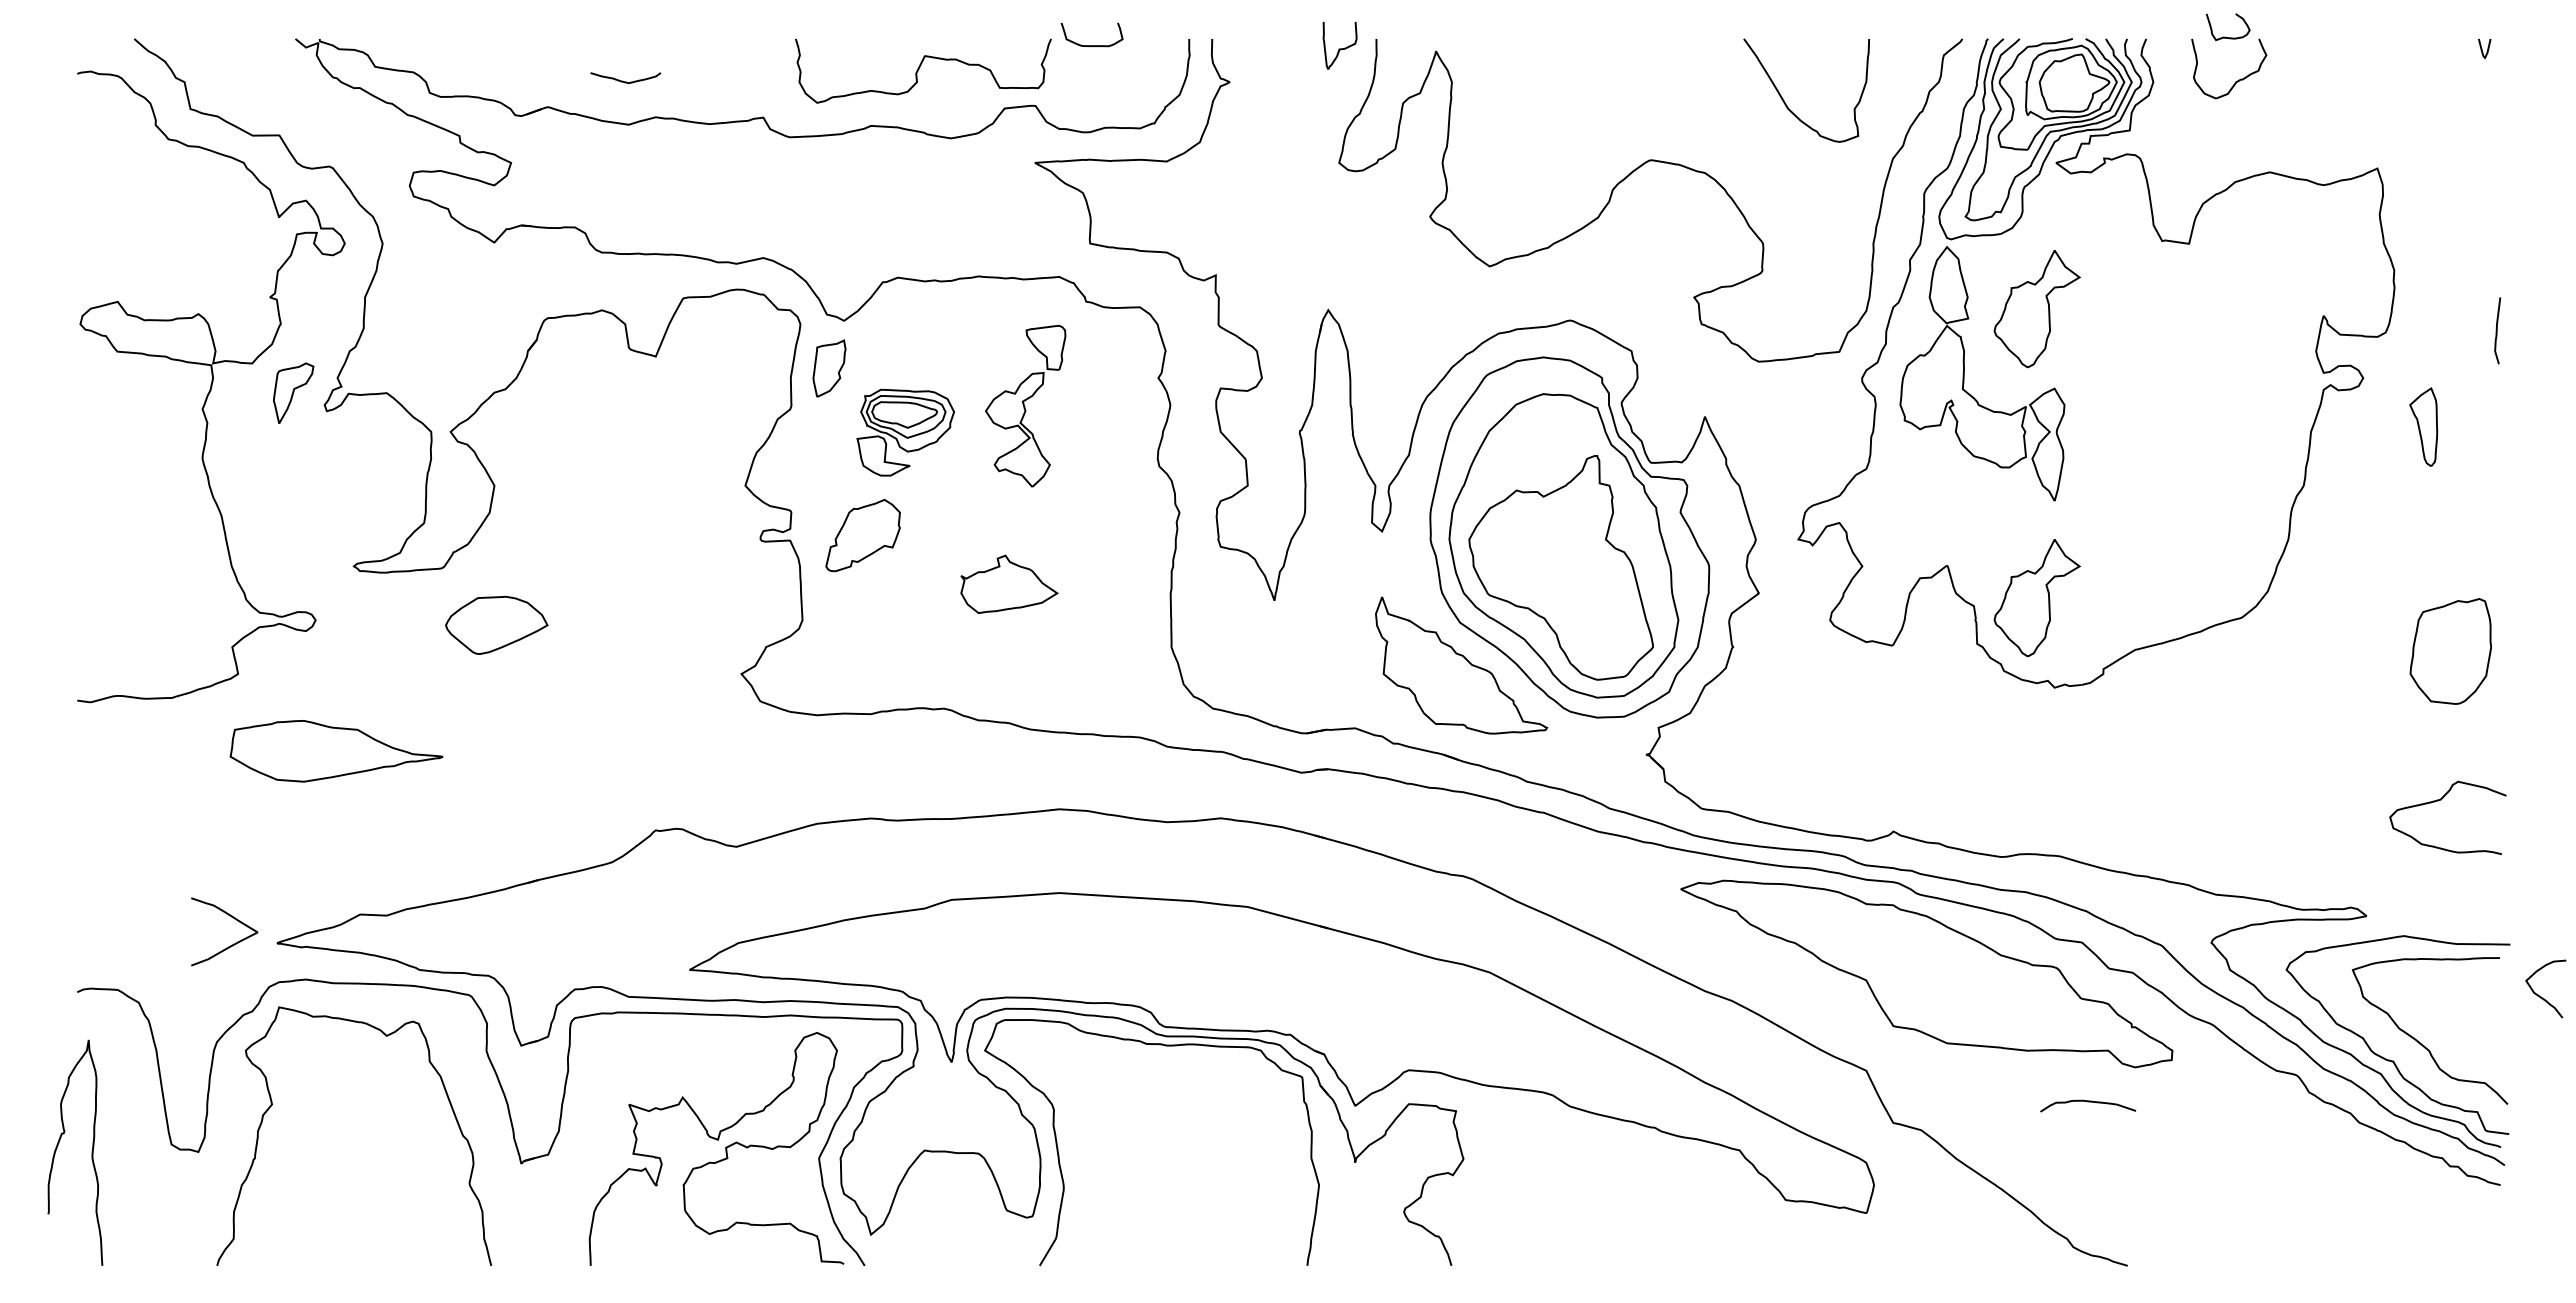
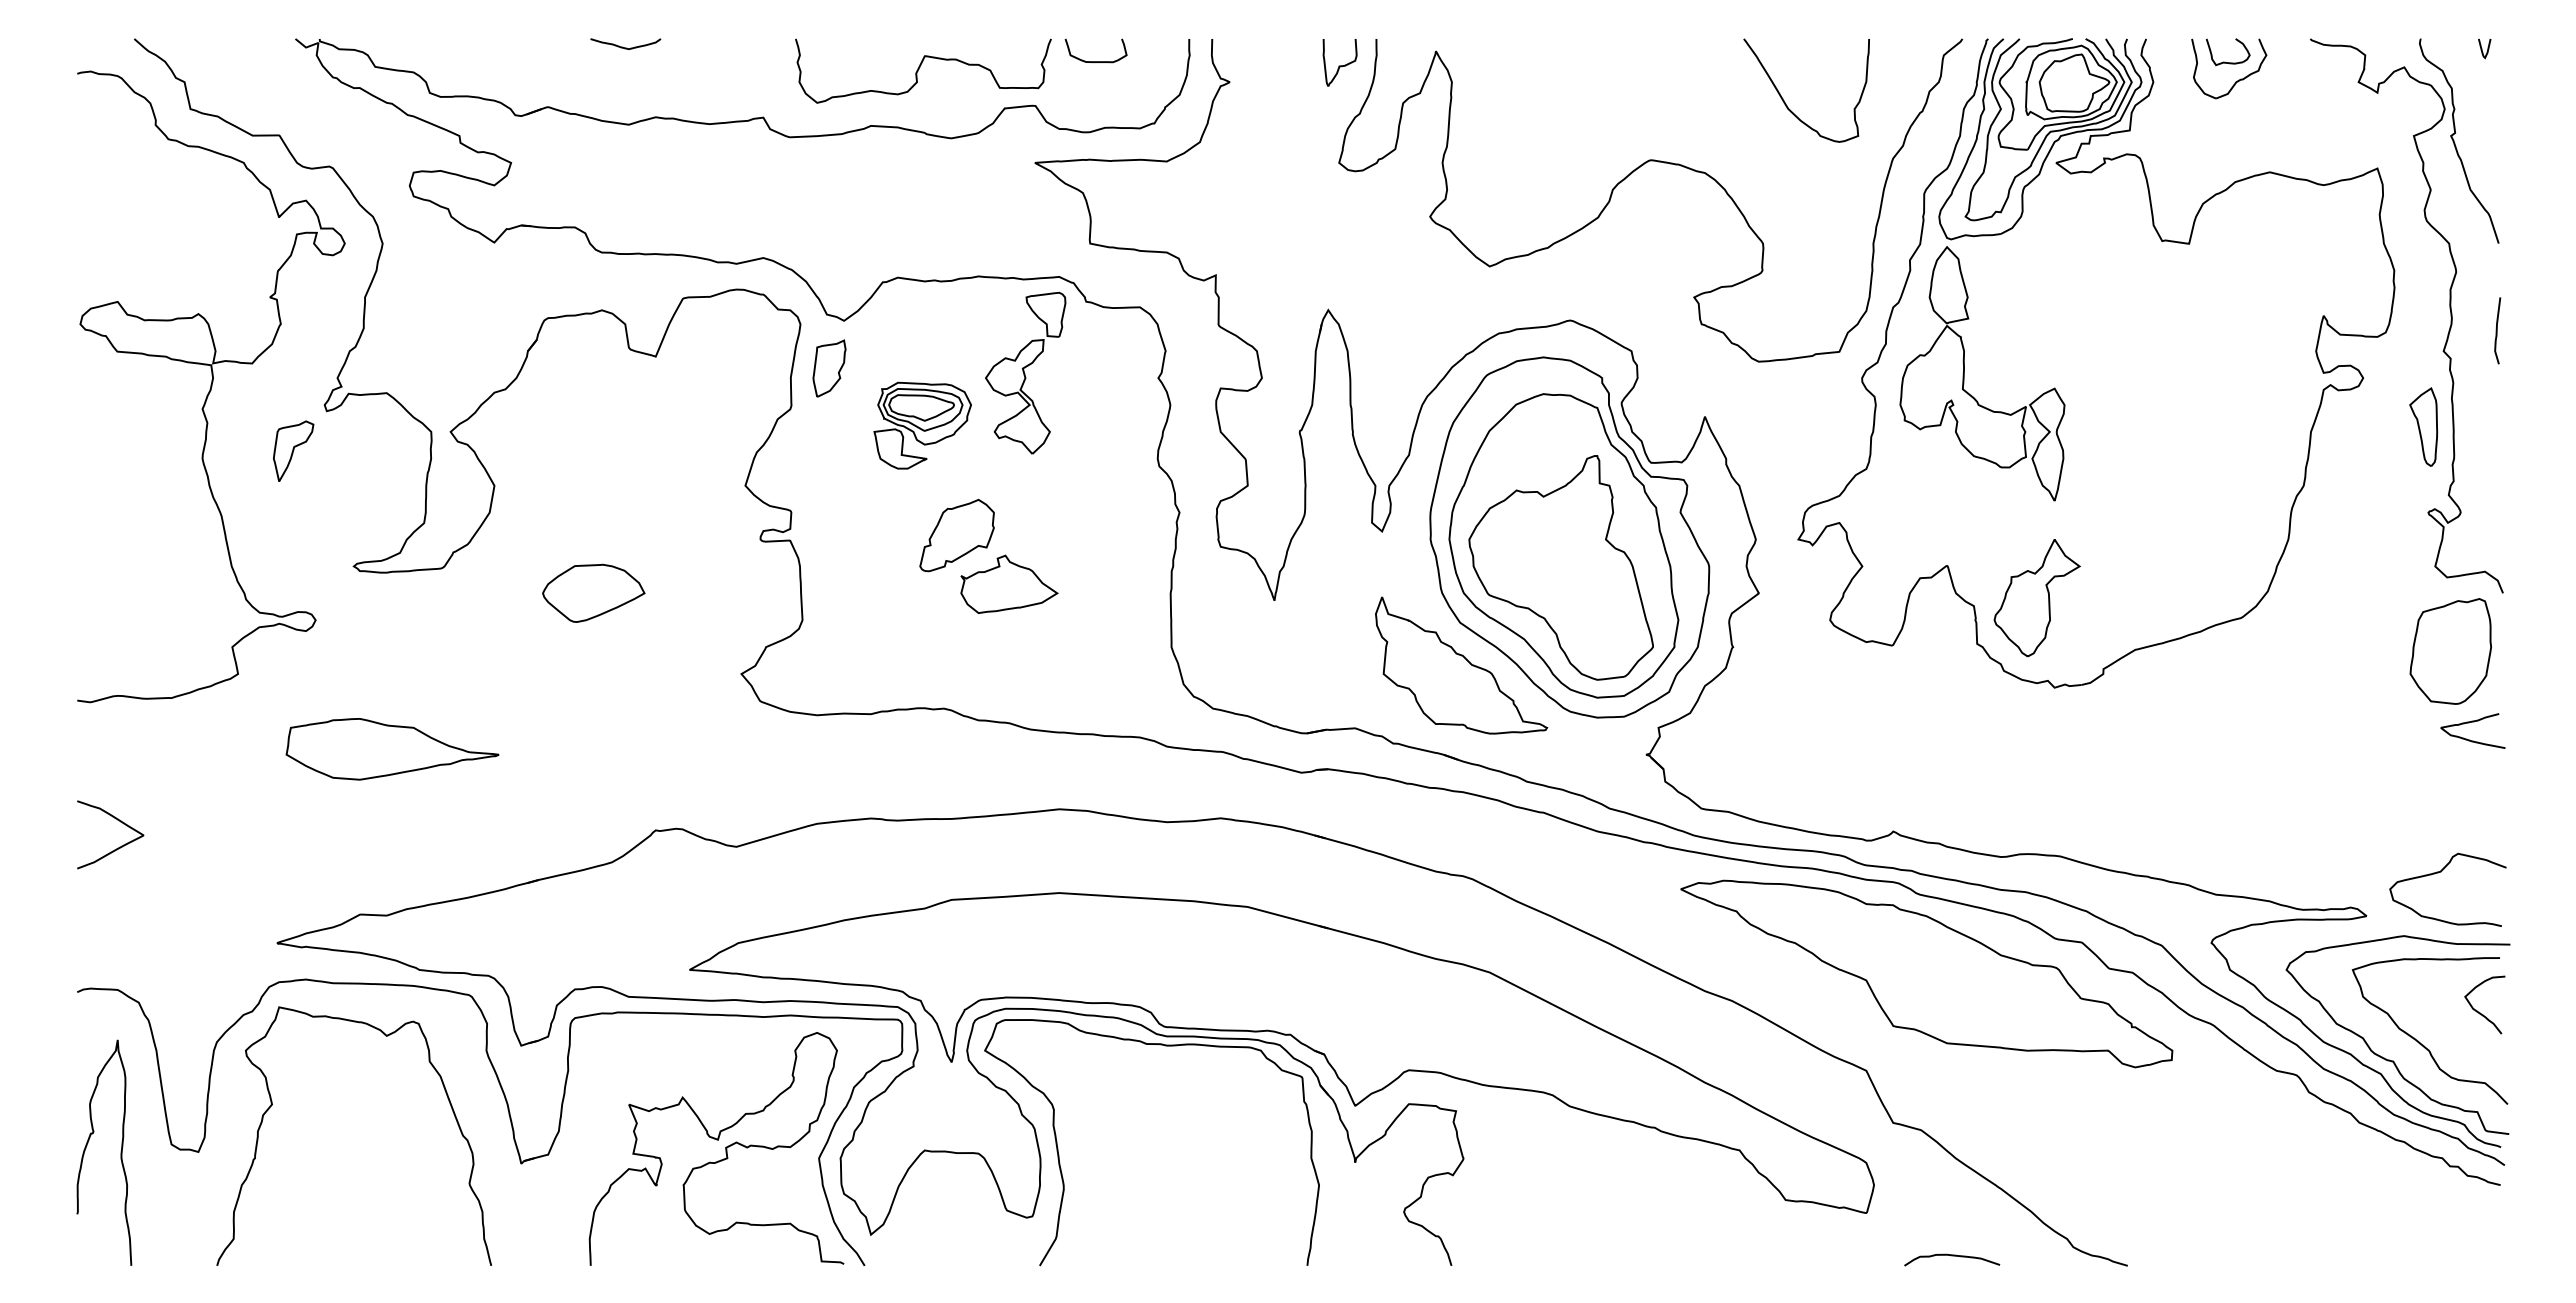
part position: (2225, 36) -> (2225, 61) (2225, 61)
curve position: (1091, 45) -> (1095, 61) (1095, 61)
part position: (1339, 45) -> (1339, 62) (1339, 62)
curve position: (625, 81) -> (625, 47) (625, 47)
part: present -> none (2036, 309)
part: none -> present (2449, 309)
part position: (293, 392) -> (293, 450) (293, 450)
part position: (1025, 405) -> (1025, 372) (1025, 372)
part position: (905, 432) -> (922, 425) (922, 425)
part position: (862, 535) -> (956, 535) (956, 535)
part position: (496, 624) -> (593, 592) (593, 592)
curve: none -> present (2469, 723)
part position: (336, 751) -> (392, 749) (392, 749)
curve position: (2441, 800) -> (2441, 872) (2441, 872)
curve position: (233, 943) -> (119, 846) (119, 846)
curve position: (2541, 996) -> (2480, 1012) (2480, 1012)
curve position: (2088, 1102) -> (1952, 1256) (1952, 1256)
curve position: (91, 1152) -> (120, 1152) (120, 1152)
